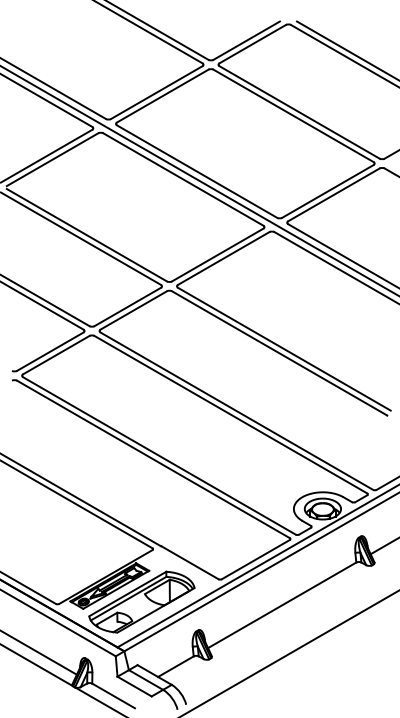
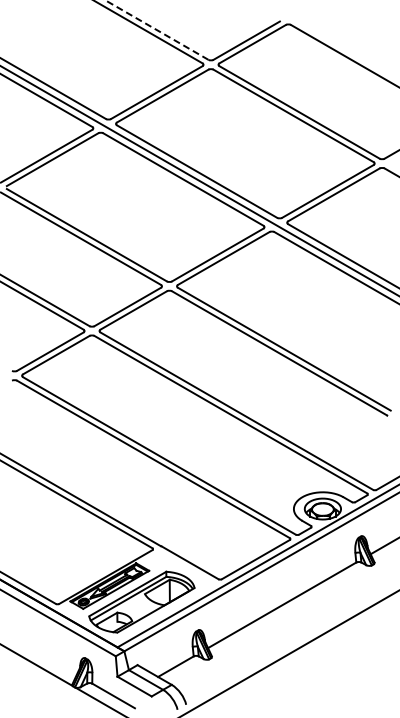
line: solid -> dashed (156, 29)
line: present -> none (346, 49)
line: present -> none (39, 652)
